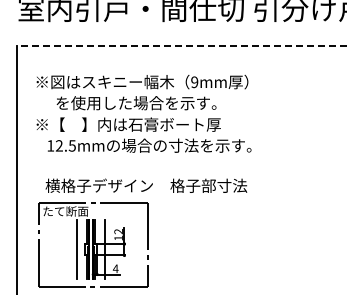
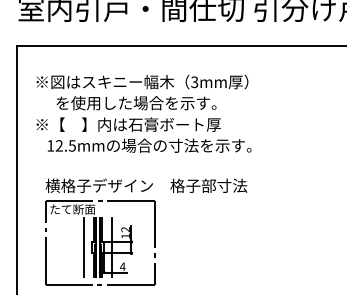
line: dashed -> solid (181, 46)
text: 9mm -> 3mm (194, 81)
part position: (93, 244) -> (100, 242) (100, 242)
